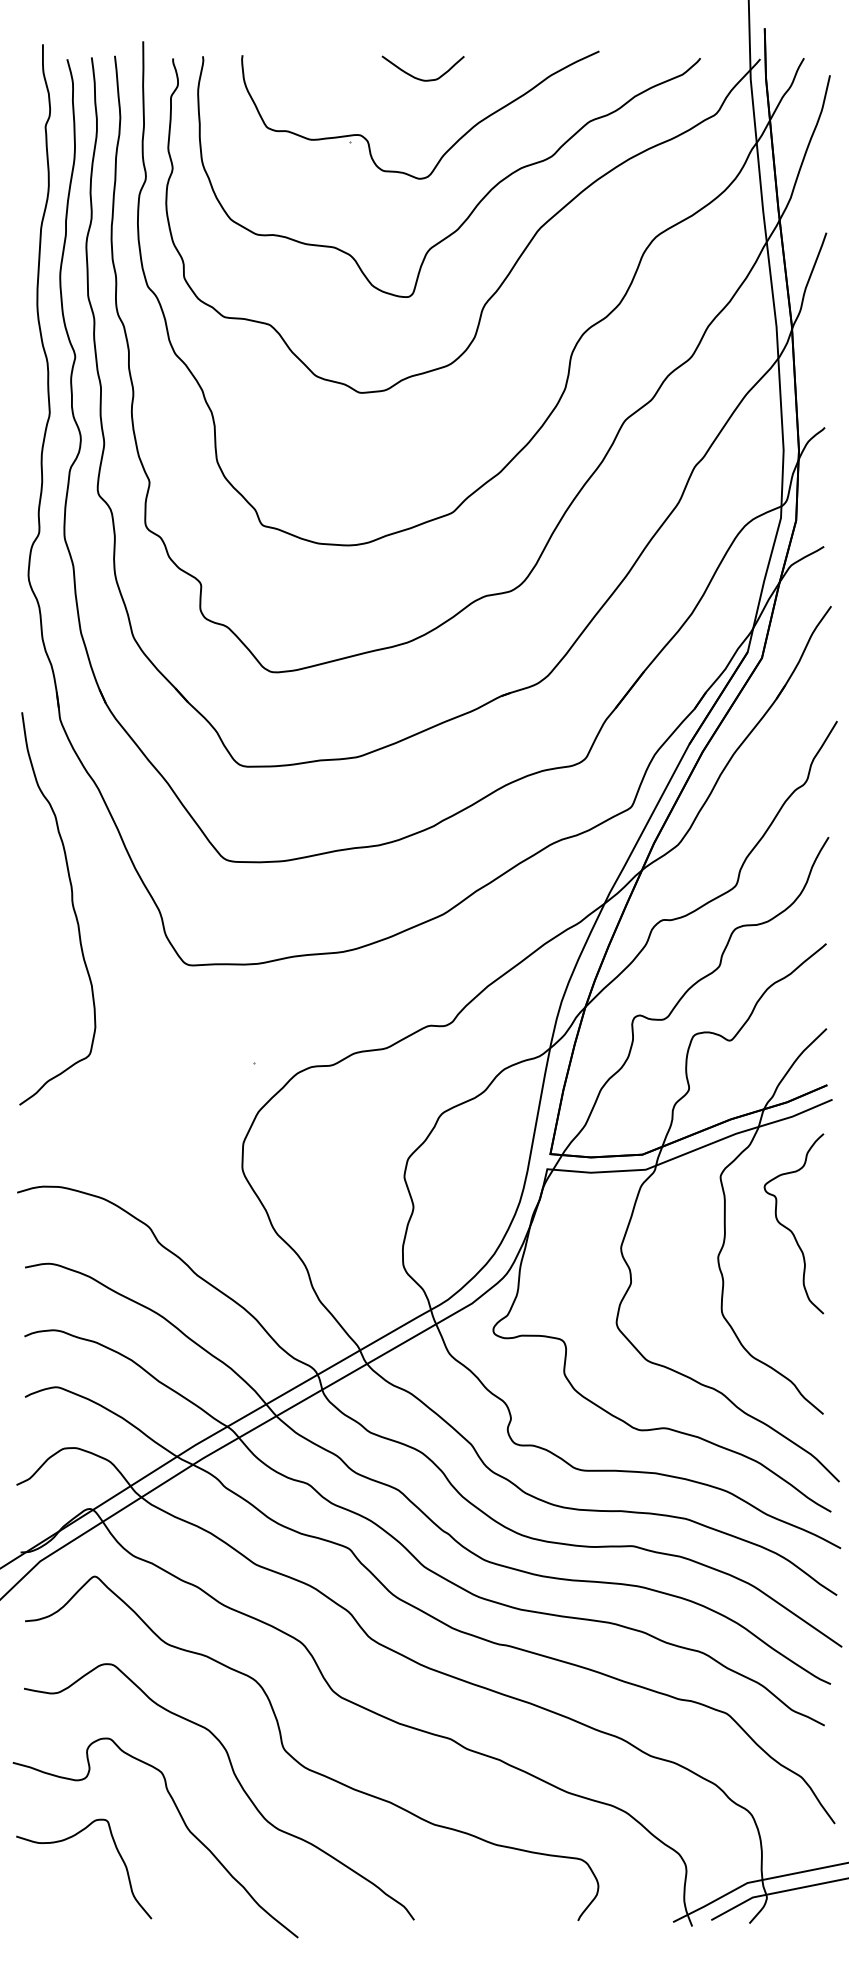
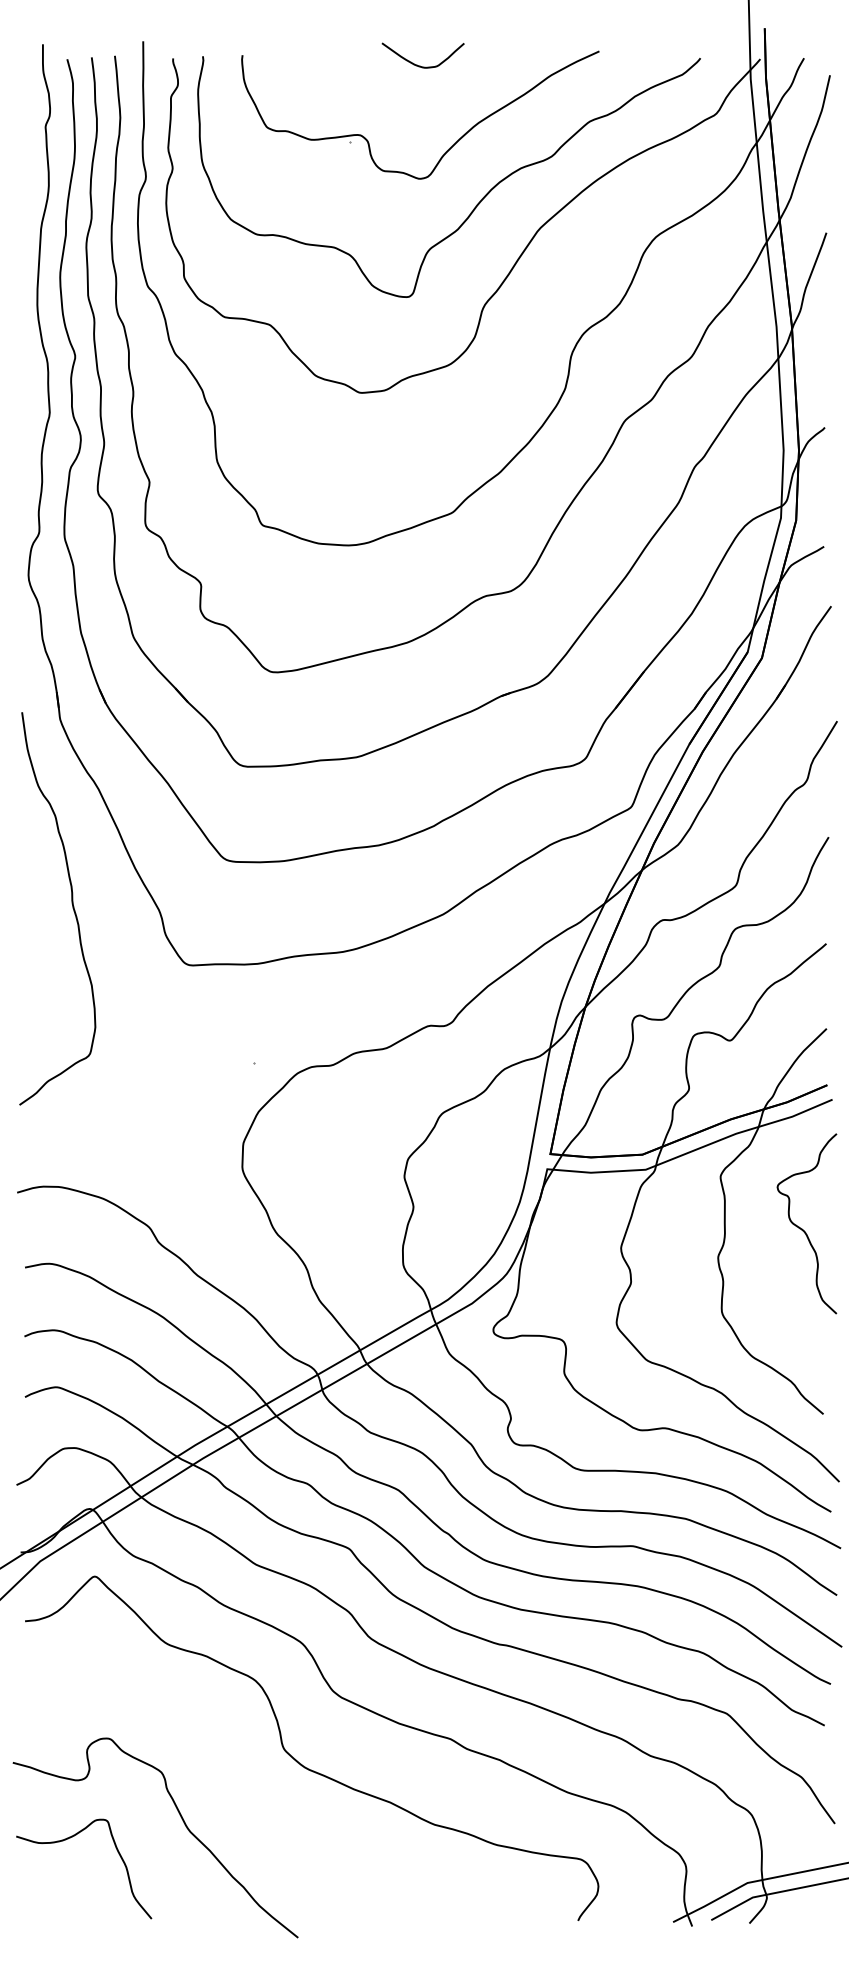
curve position: (420, 78) -> (420, 65) (420, 65)
curve position: (789, 1228) -> (802, 1228) (802, 1228)
curve: present -> none (237, 1781)
